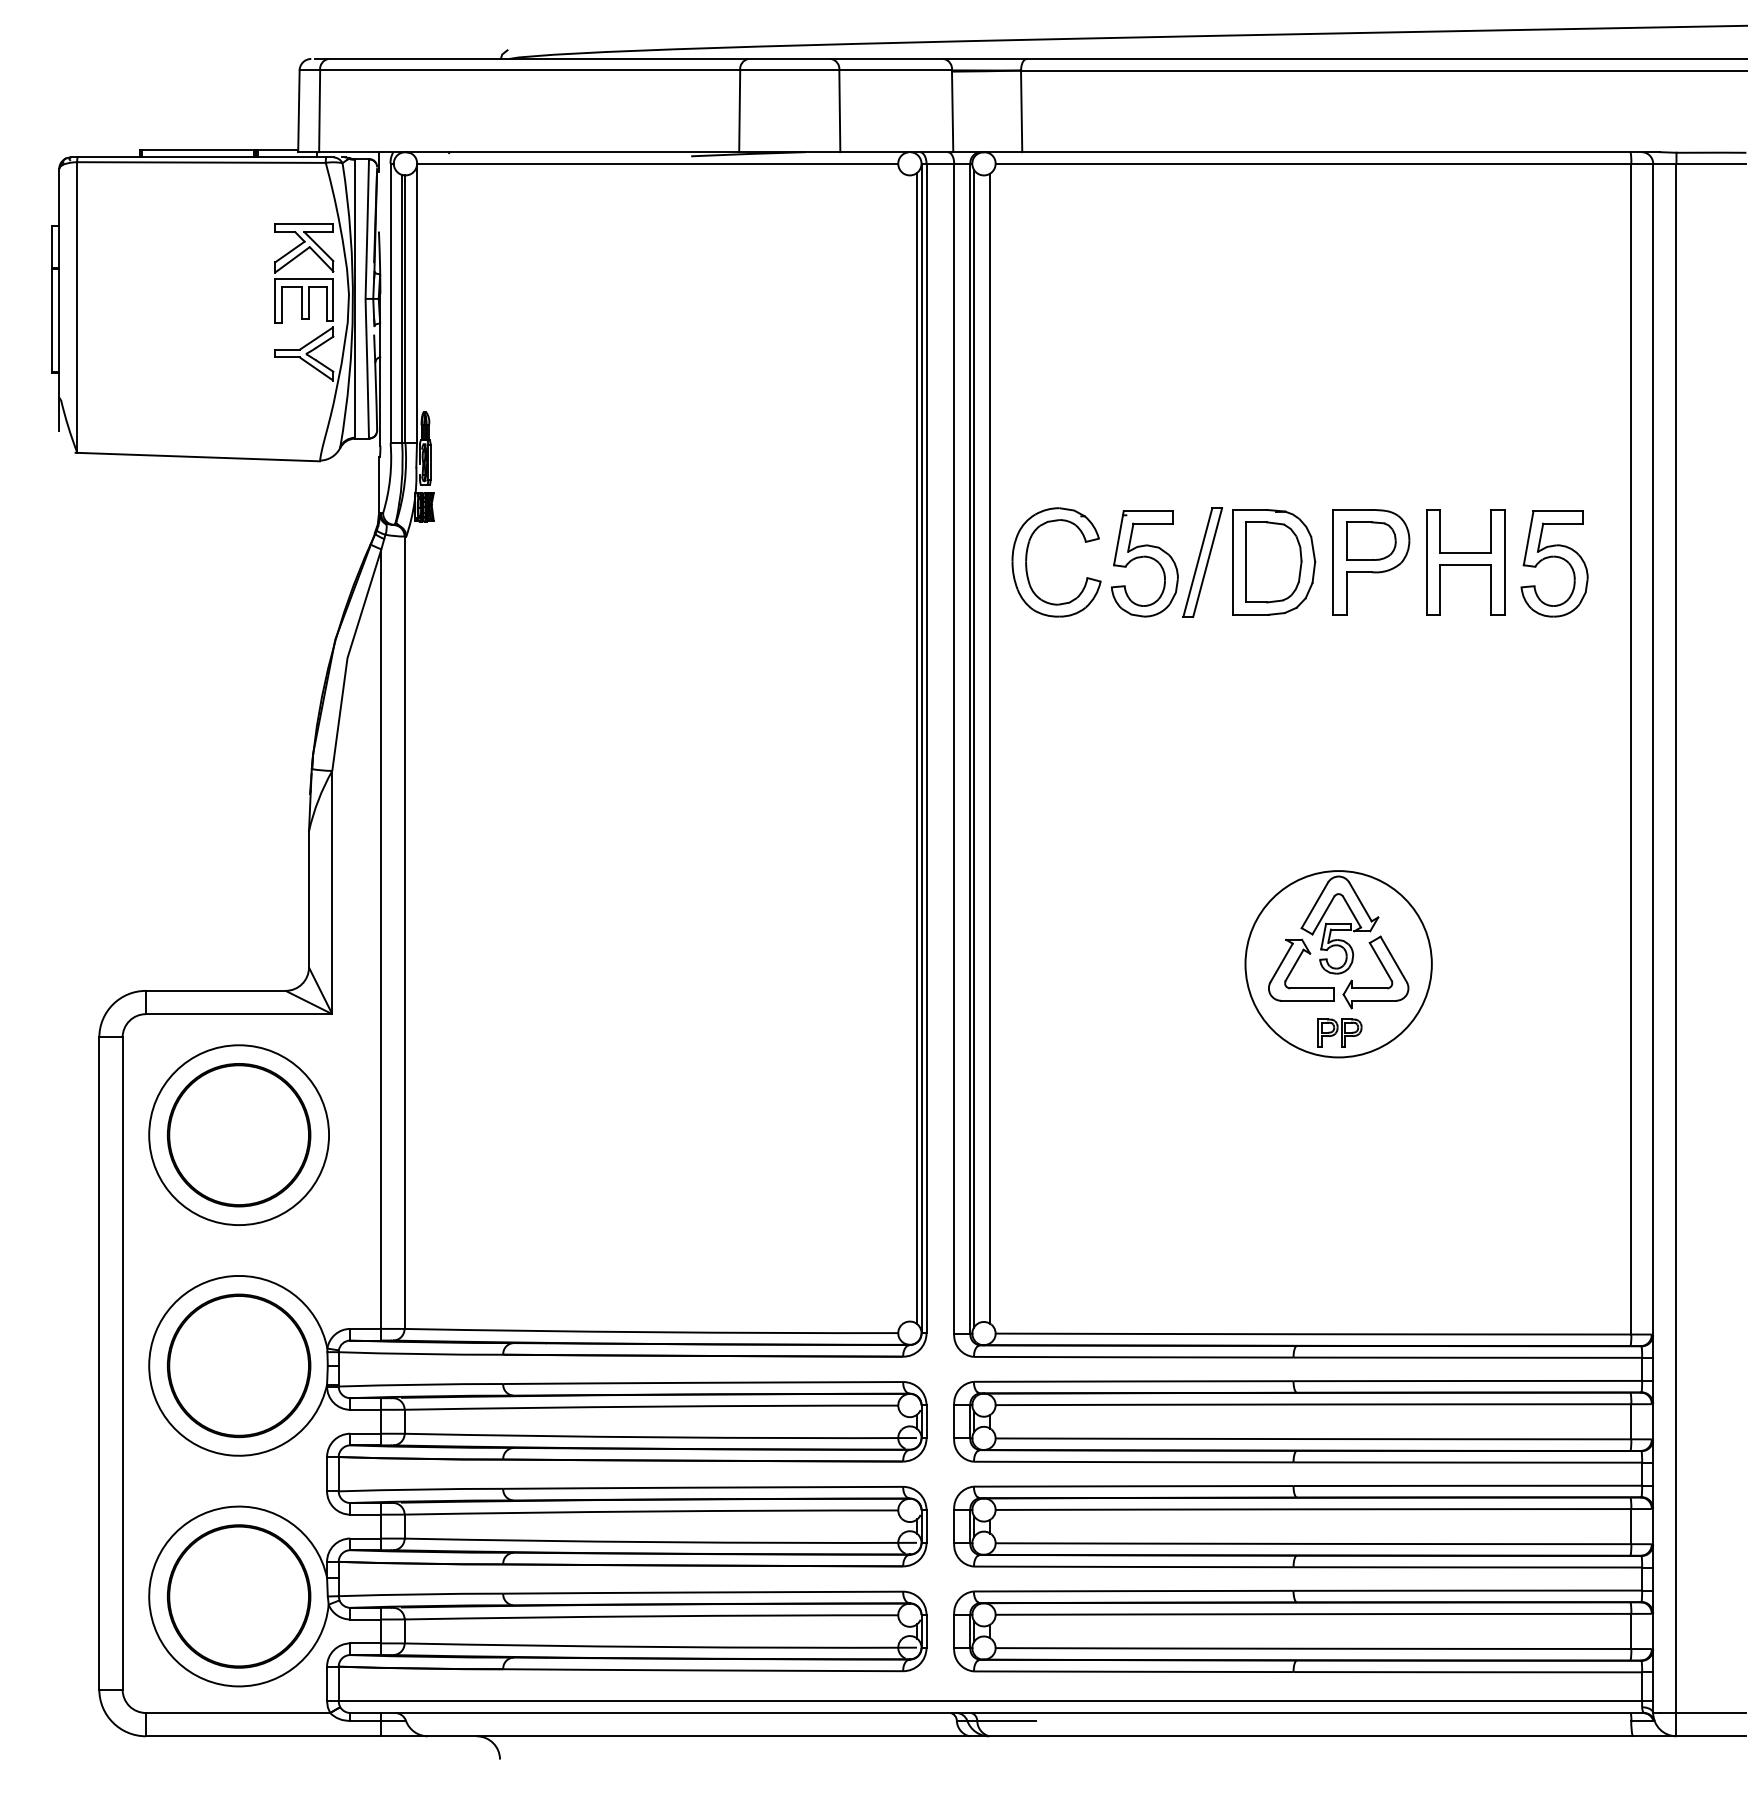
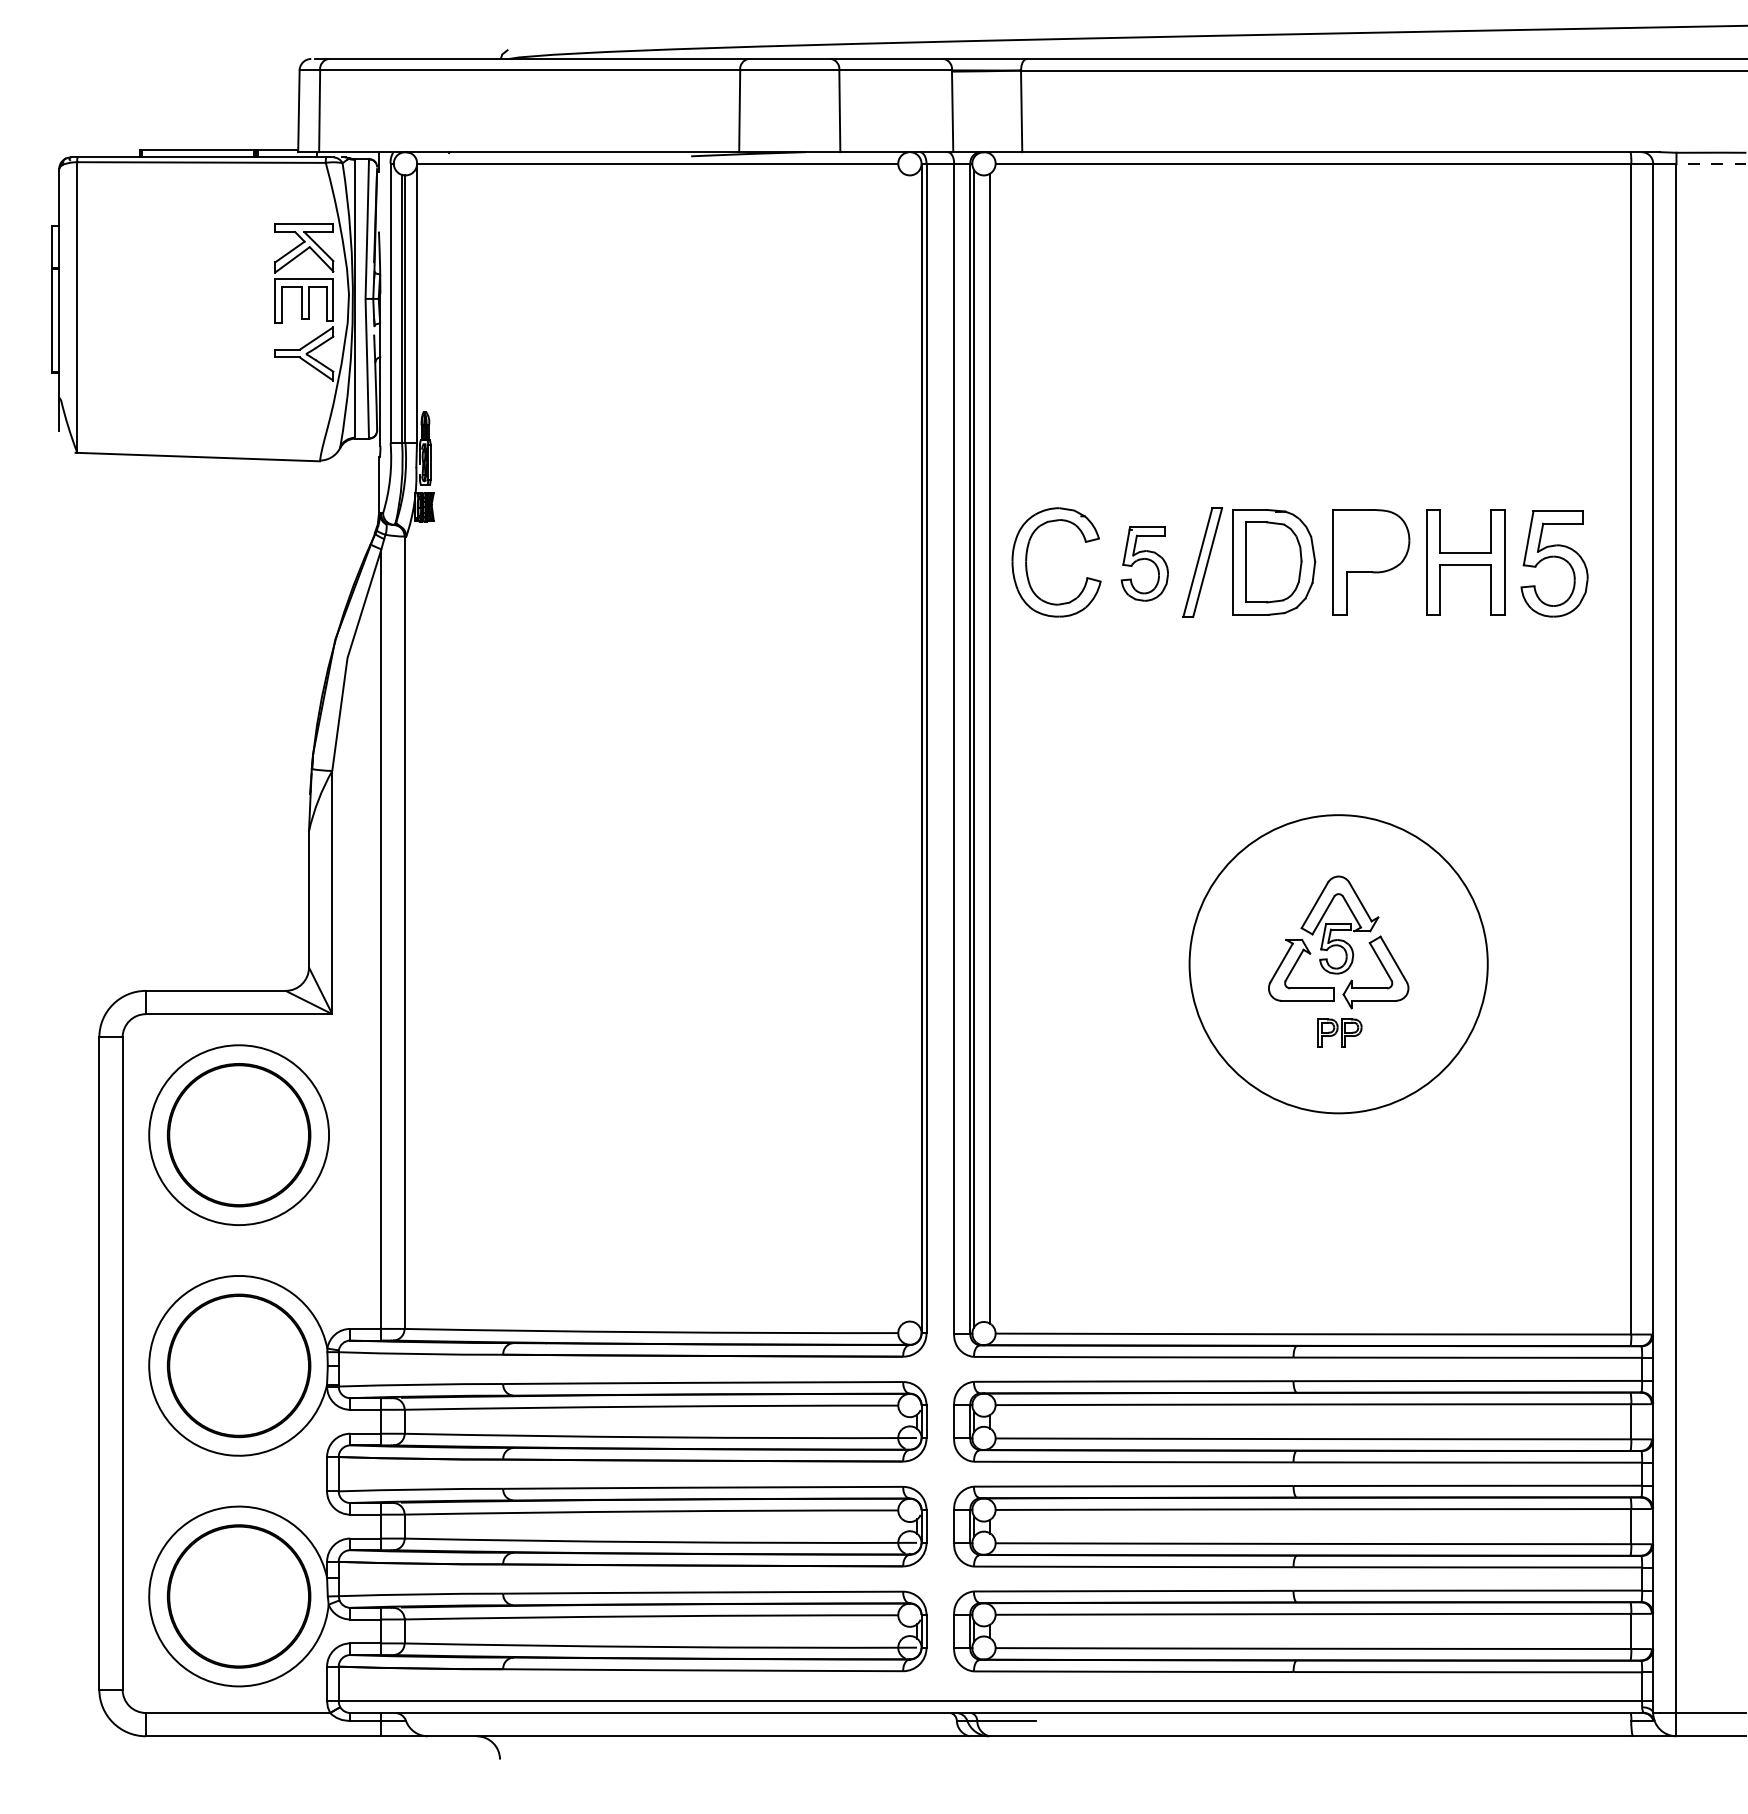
line: solid -> dashed (1711, 163)
part: present -> none (1371, 540)
part size: 68x108 px -> 49x76 px (1144, 563)
line: present -> none (916, 748)
circle diameter: 186 px -> 298 px (1338, 964)
